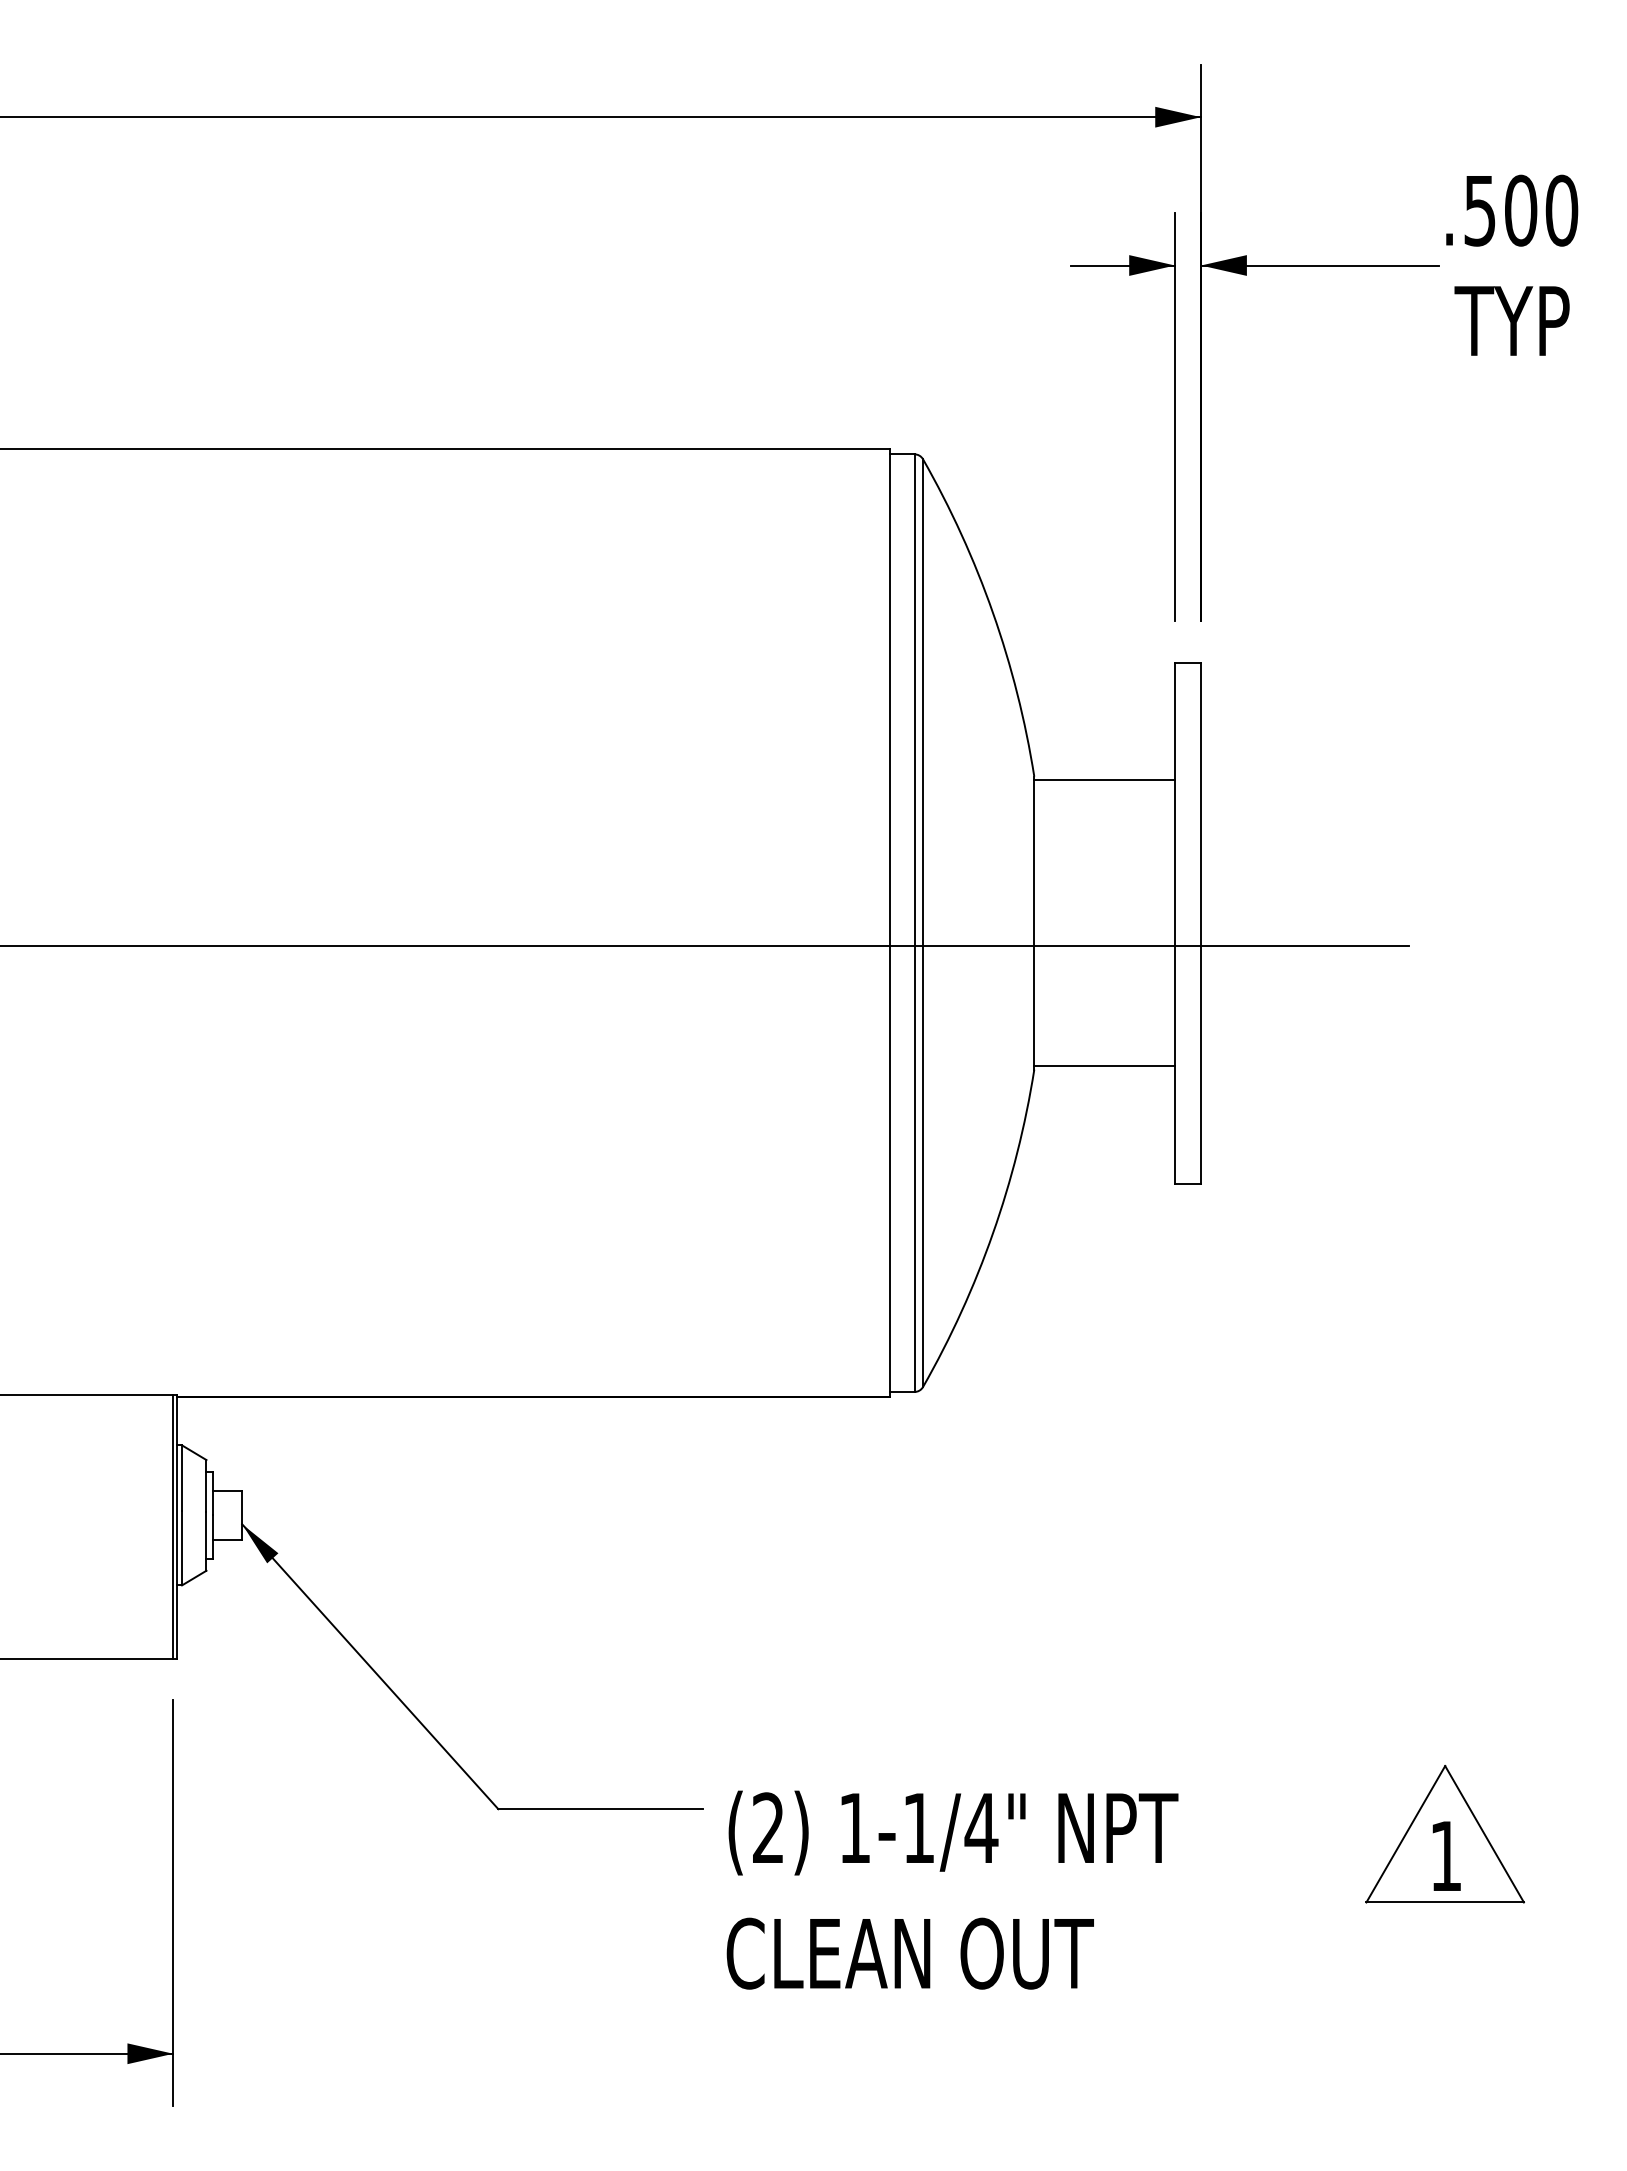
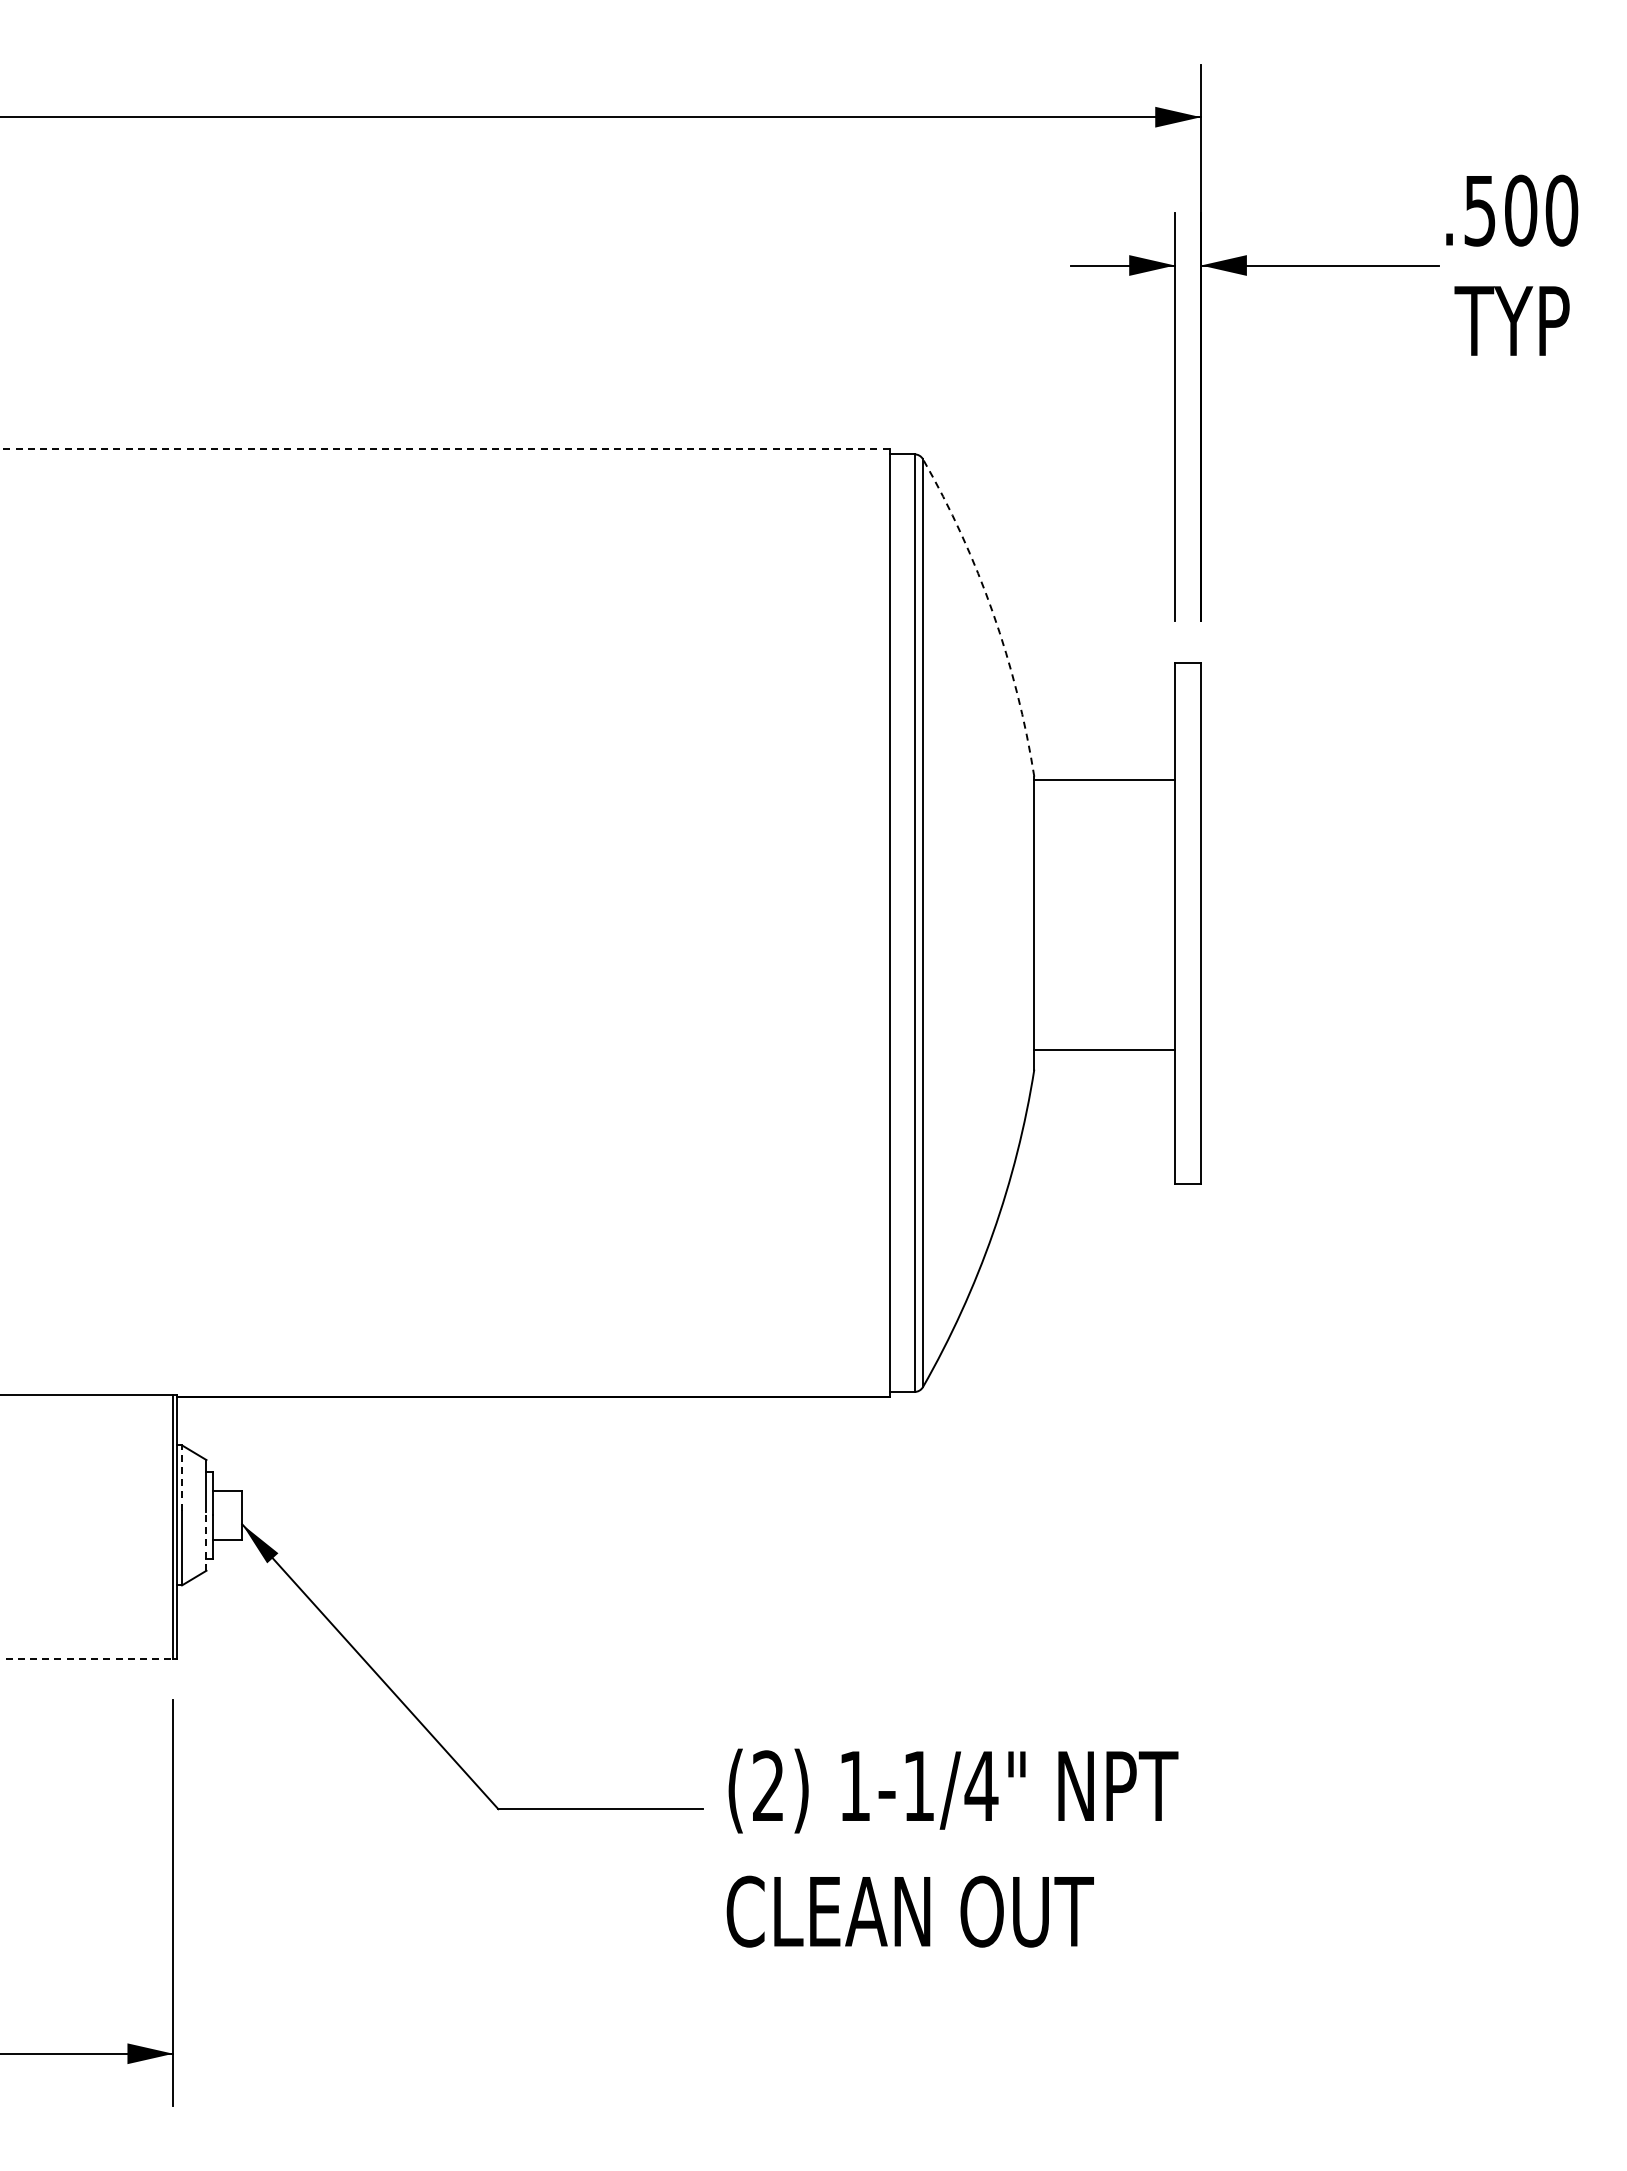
line: solid -> dashed (444, 449)
arc: solid -> dashed (993, 612)
line: present -> none (705, 946)
line position: (1104, 1066) -> (1104, 1050) (1104, 1050)
line: solid -> dashed (182, 1477)
line: solid -> dashed (206, 1541)
line: solid -> dashed (87, 1658)
part: present -> none (1444, 1833)
text position: (952, 1889) -> (952, 1847) (952, 1847)
